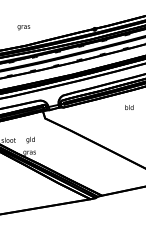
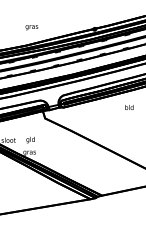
text position: (23, 27) -> (31, 27) (31, 27)
